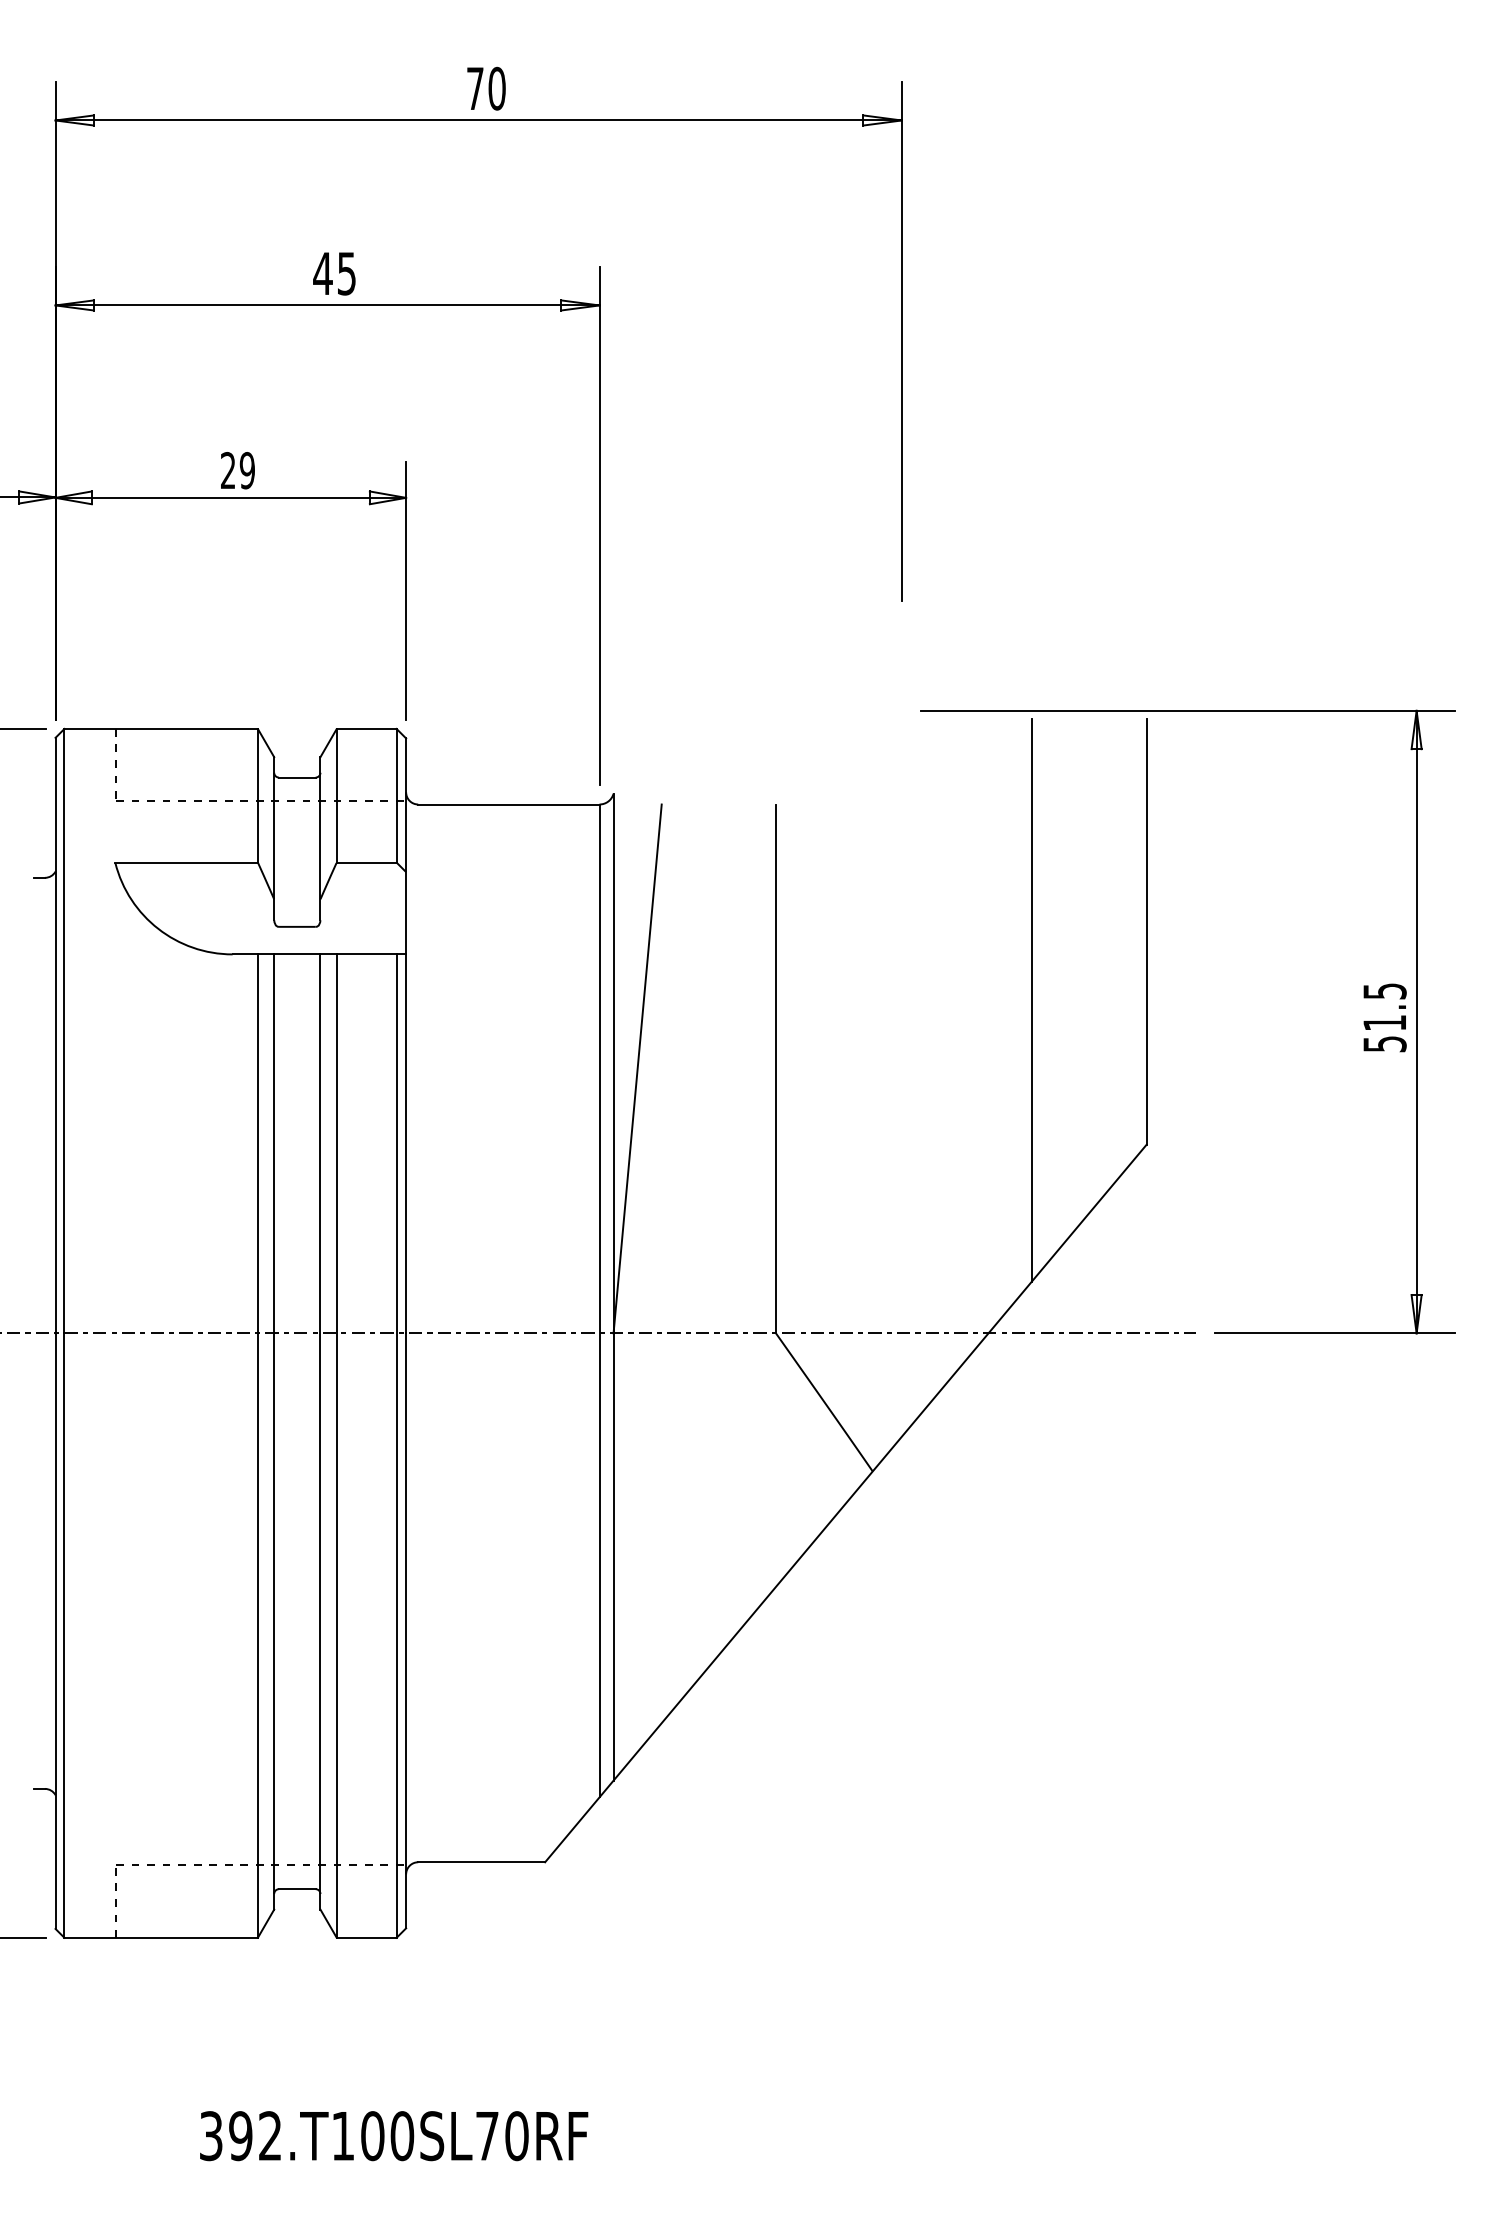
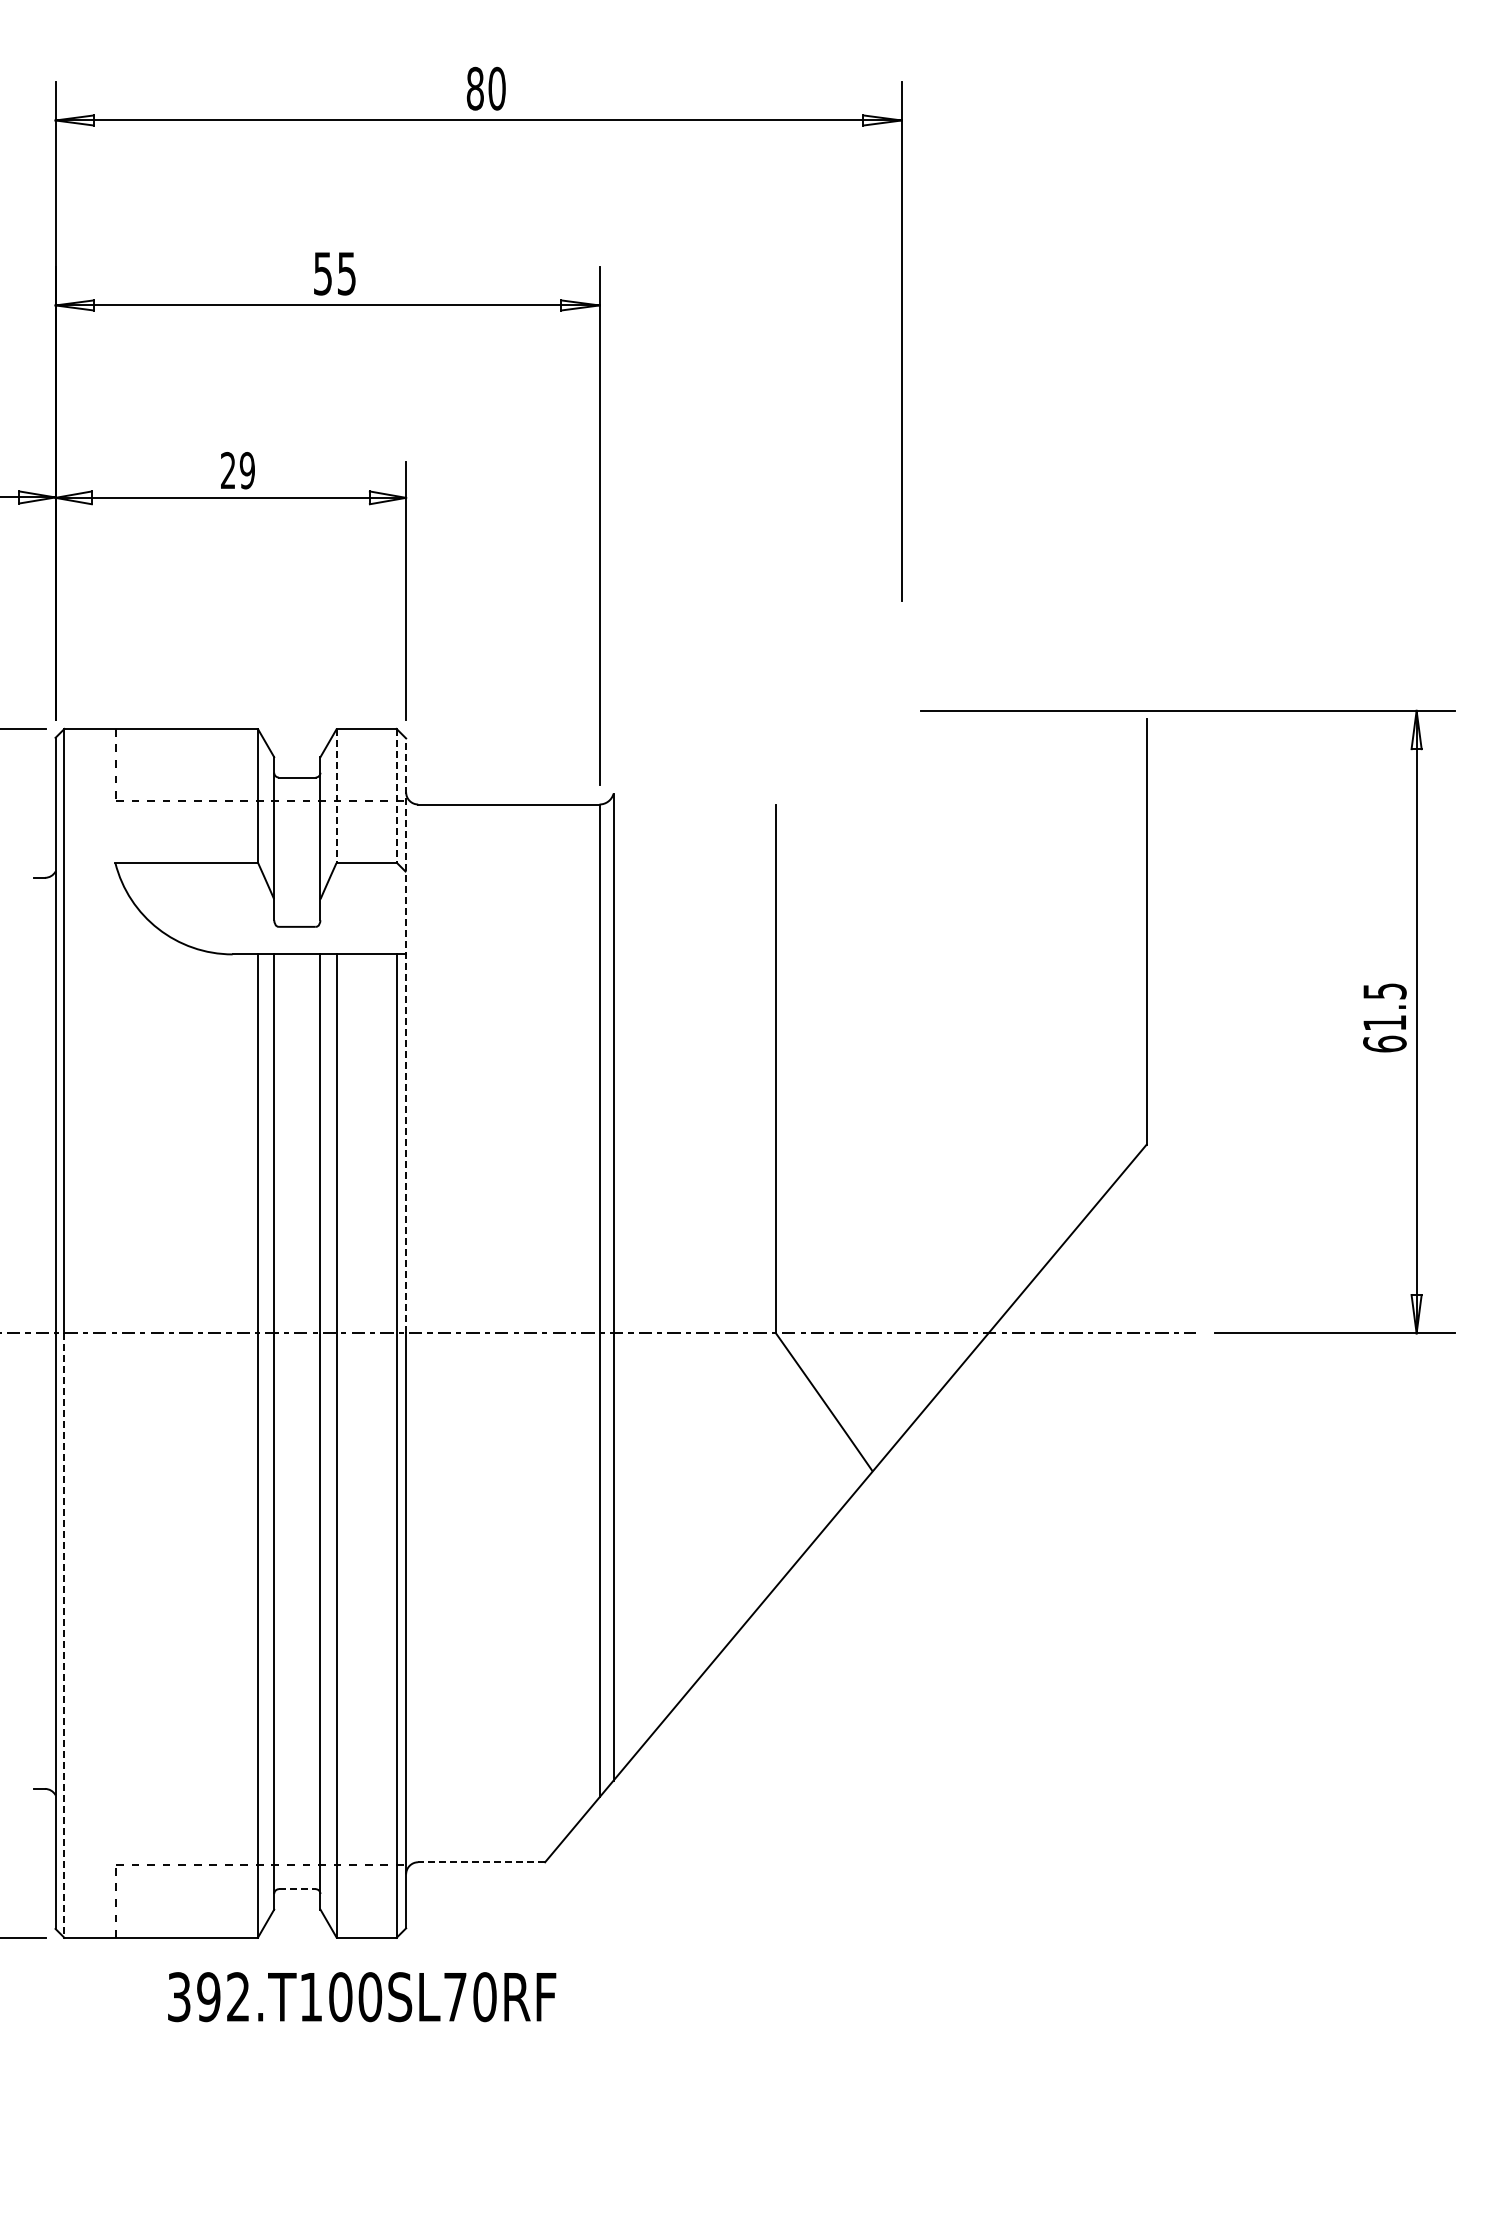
text: 70 -> 80 (474, 88)
text: 45 -> 55 (322, 273)
line: solid -> dashed (336, 796)
line: solid -> dashed (397, 796)
line: present -> none (1031, 1000)
line: solid -> dashed (406, 1035)
text: 51.5 -> 61.5 (1384, 1043)
line: present -> none (637, 1068)
line: solid -> dashed (64, 1635)
line: solid -> dashed (481, 1862)
line: solid -> dashed (297, 1889)
text position: (394, 2136) -> (362, 1997) (362, 1997)
